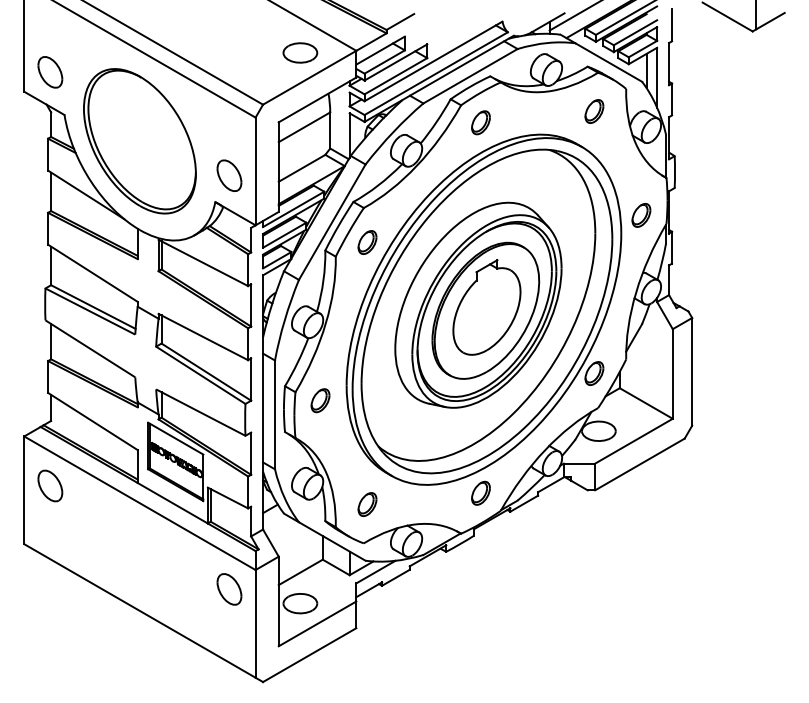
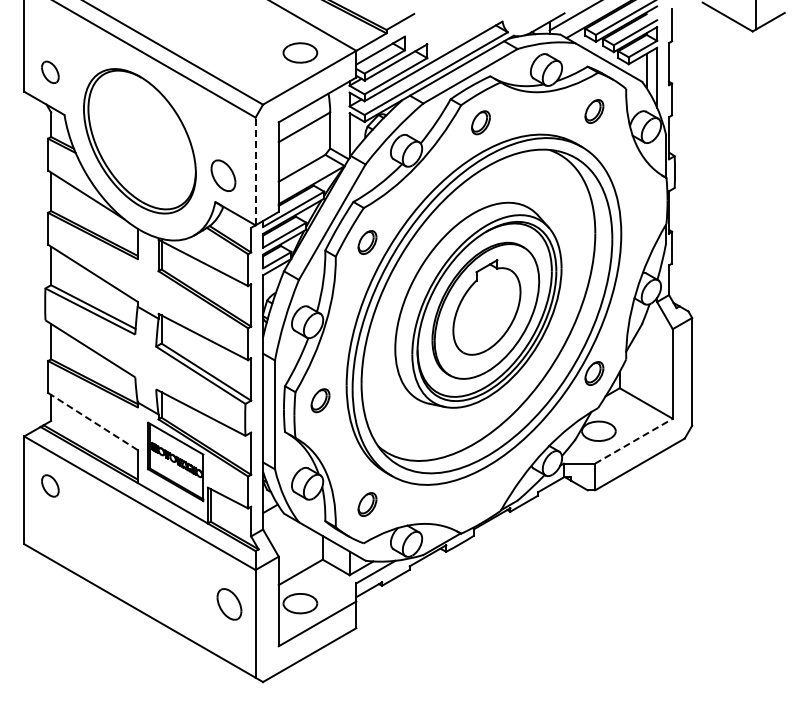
part size: 27x33 px -> 19x24 px (50, 71)
line: solid -> dashed (255, 171)
part position: (229, 175) -> (223, 175) (223, 175)
part: present -> none (641, 215)
line: solid -> dashed (92, 421)
line: solid -> dashed (633, 441)
part size: 27x34 px -> 19x24 px (50, 485)
part: present -> none (480, 492)
part position: (229, 589) -> (229, 604) (229, 604)
